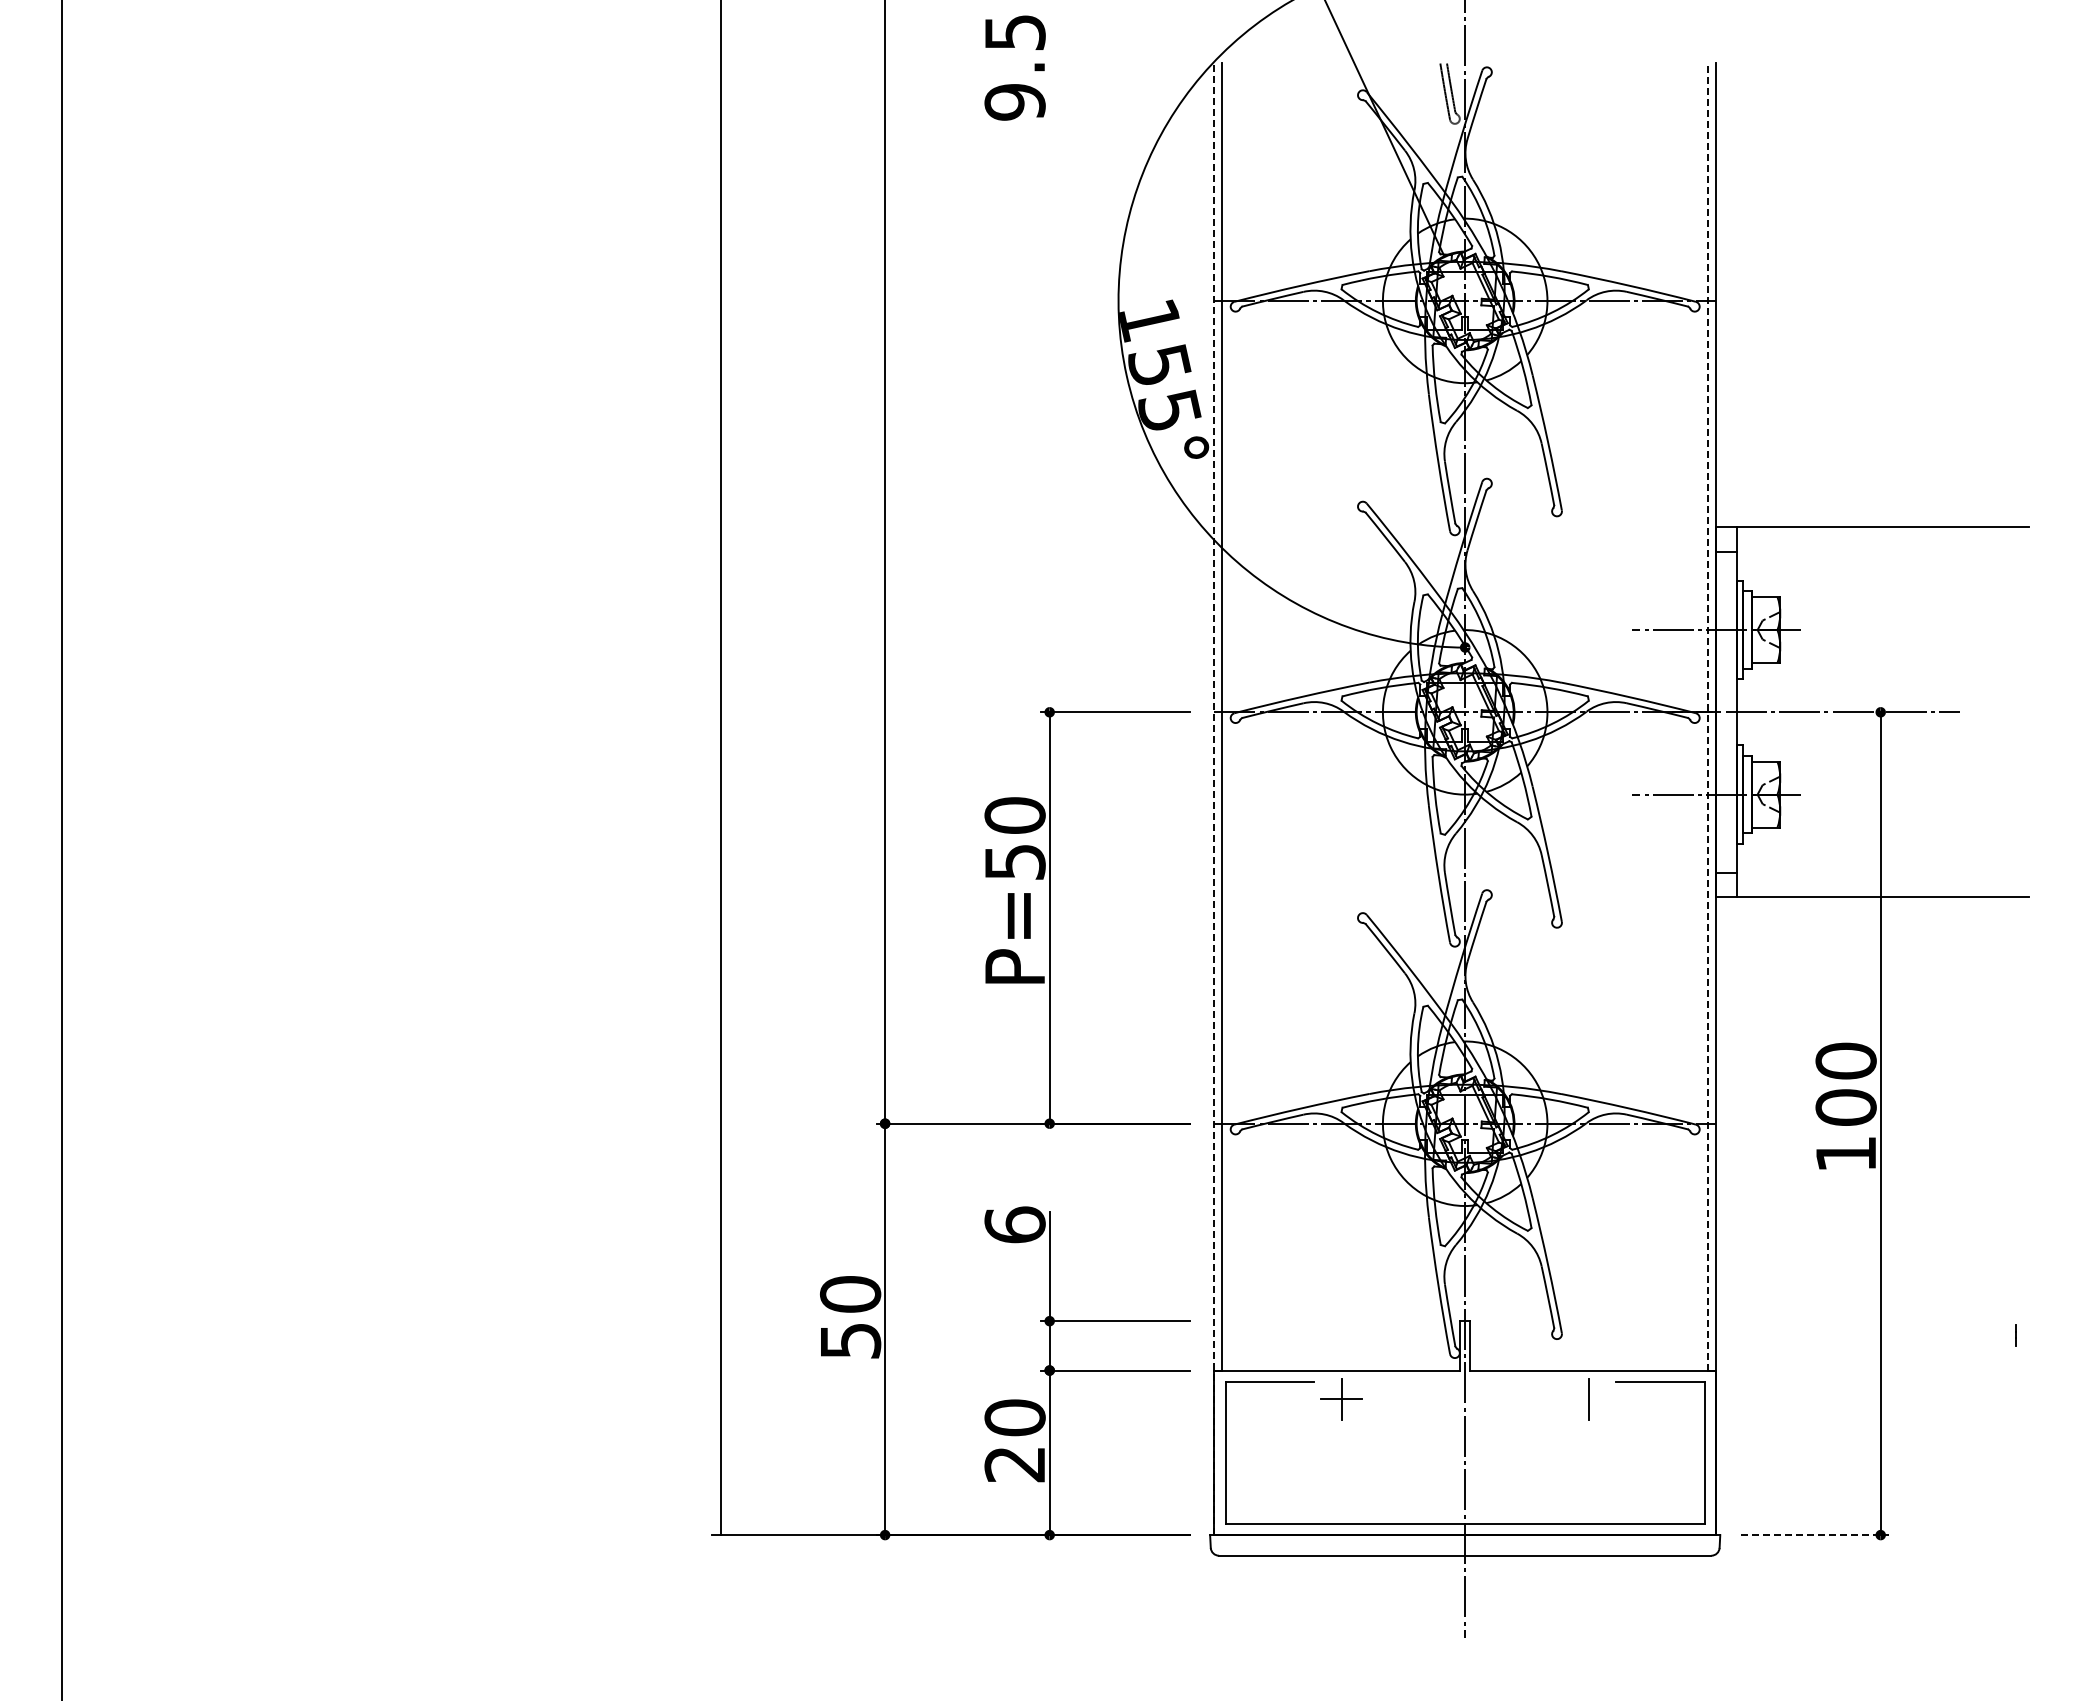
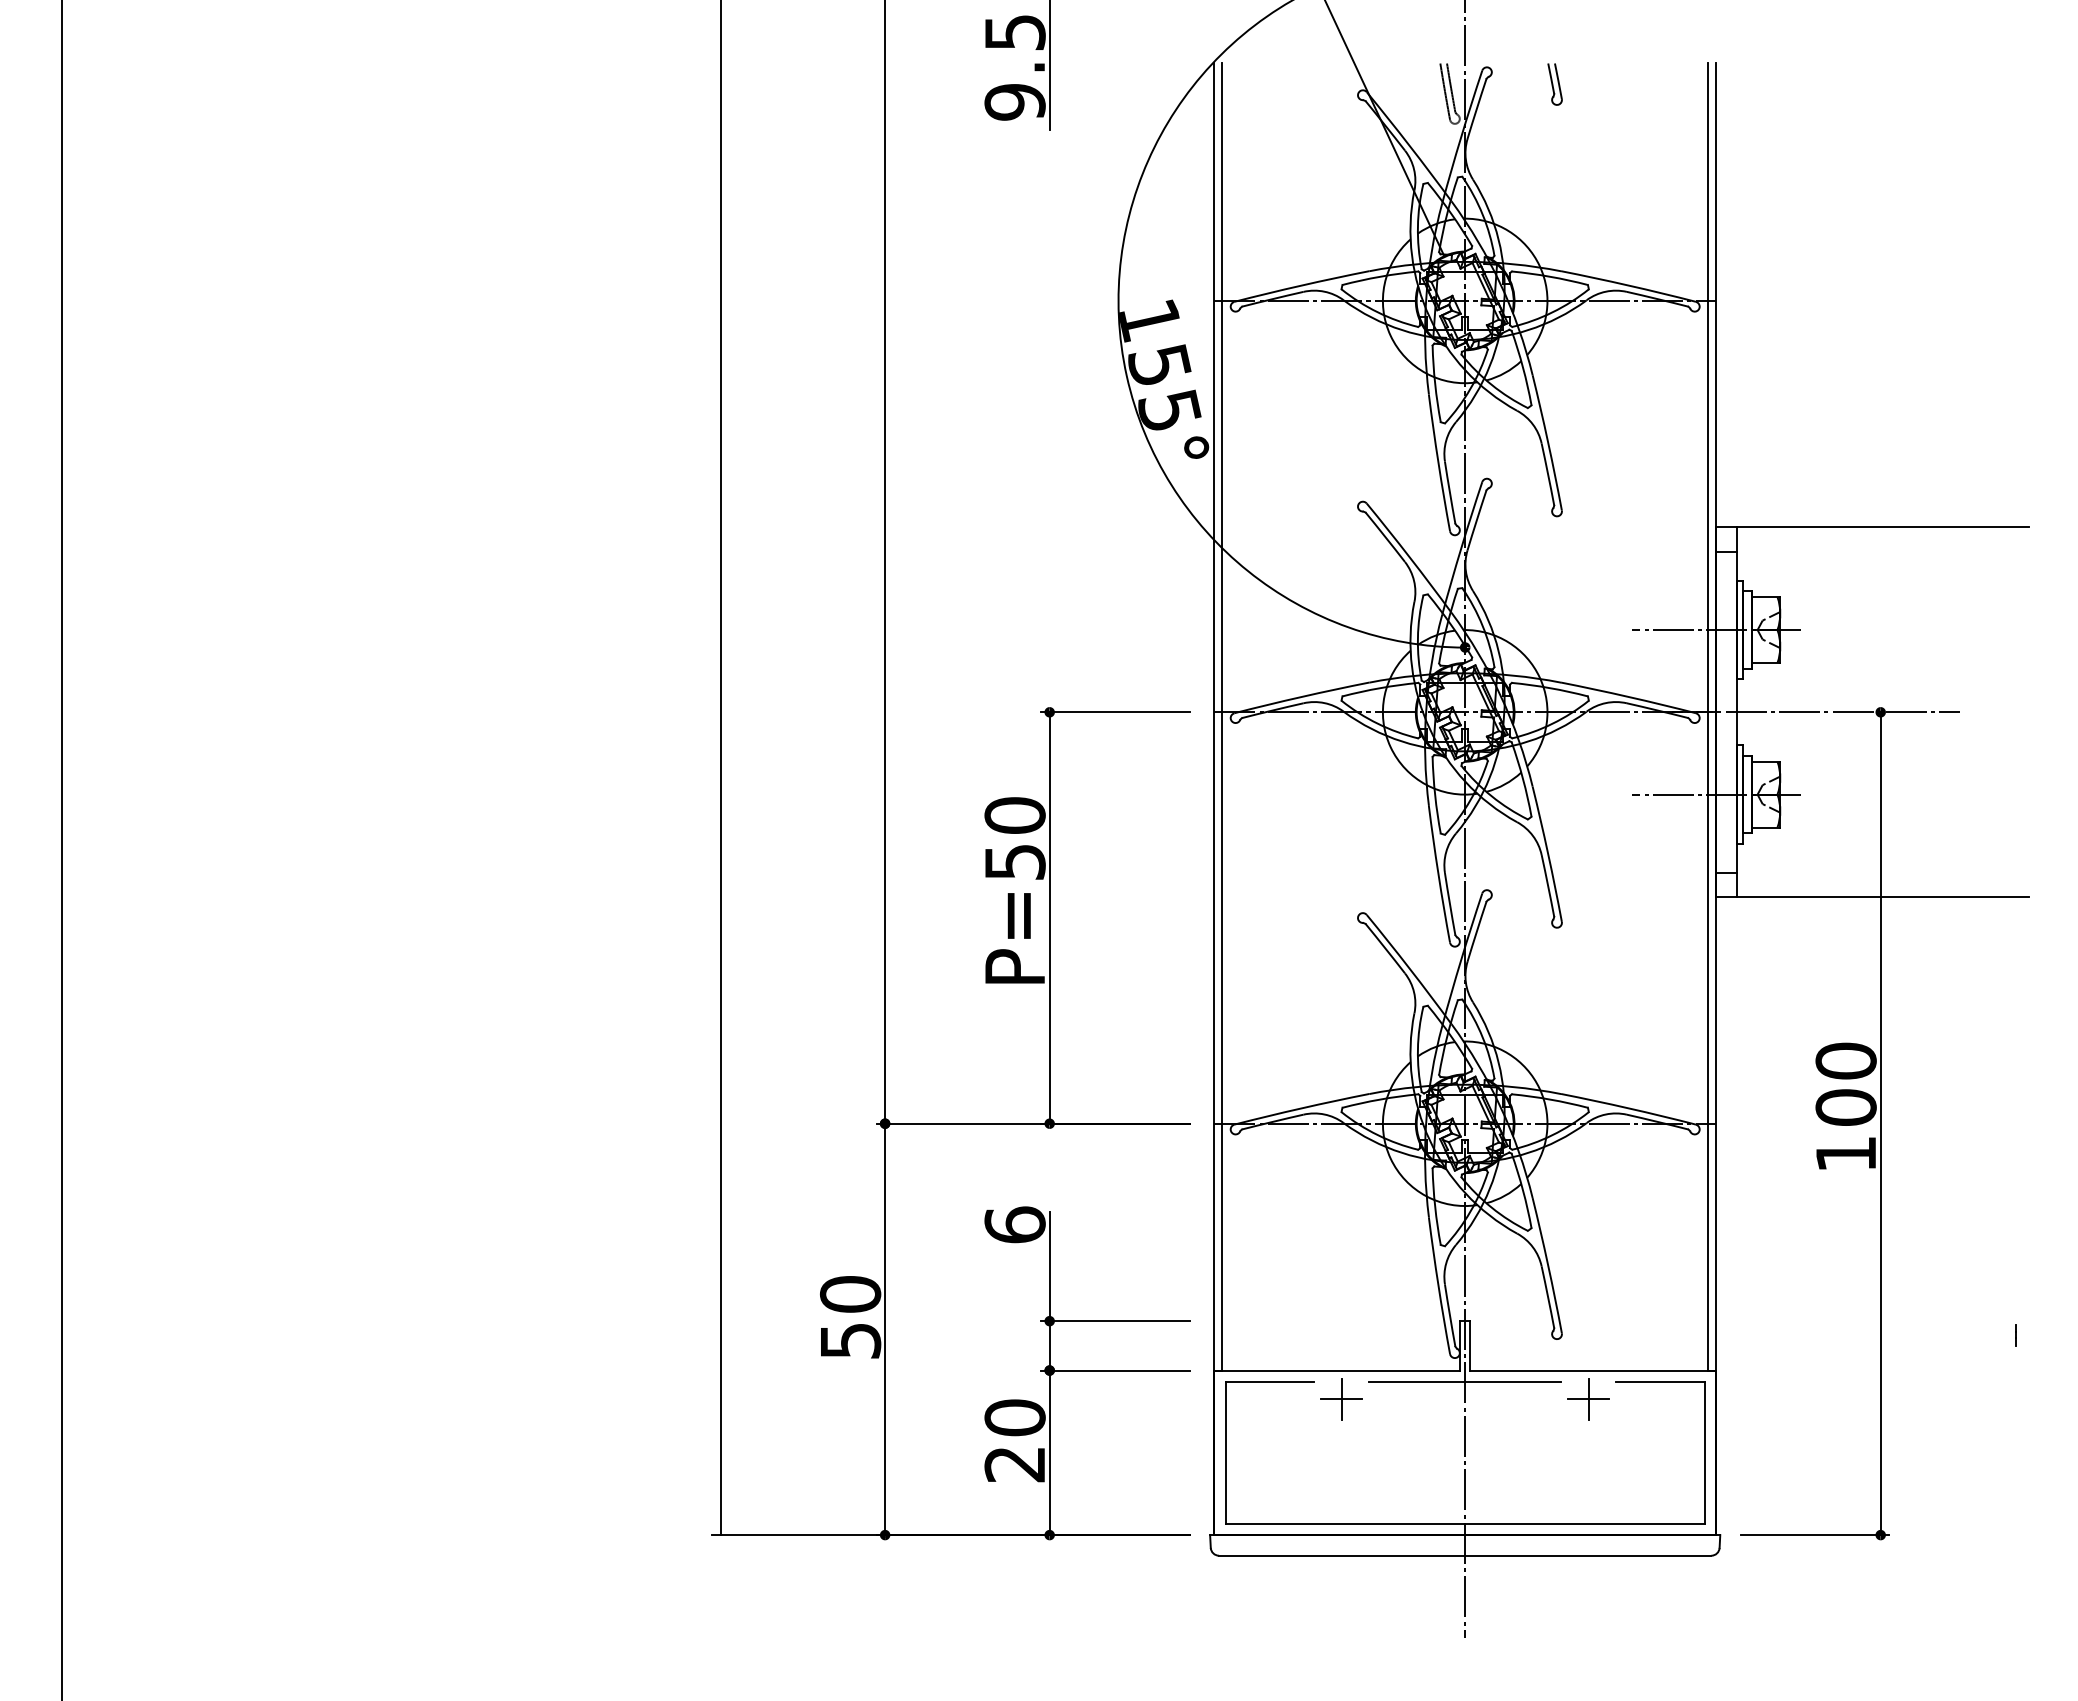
line: none -> present (1049, 66)
part: none -> present (1554, 84)
line: dashed -> solid (1707, 717)
line: dashed -> solid (1214, 799)
line: none -> present (1465, 1382)
line: none -> present (1588, 1399)
line: dashed -> solid (1815, 1535)
